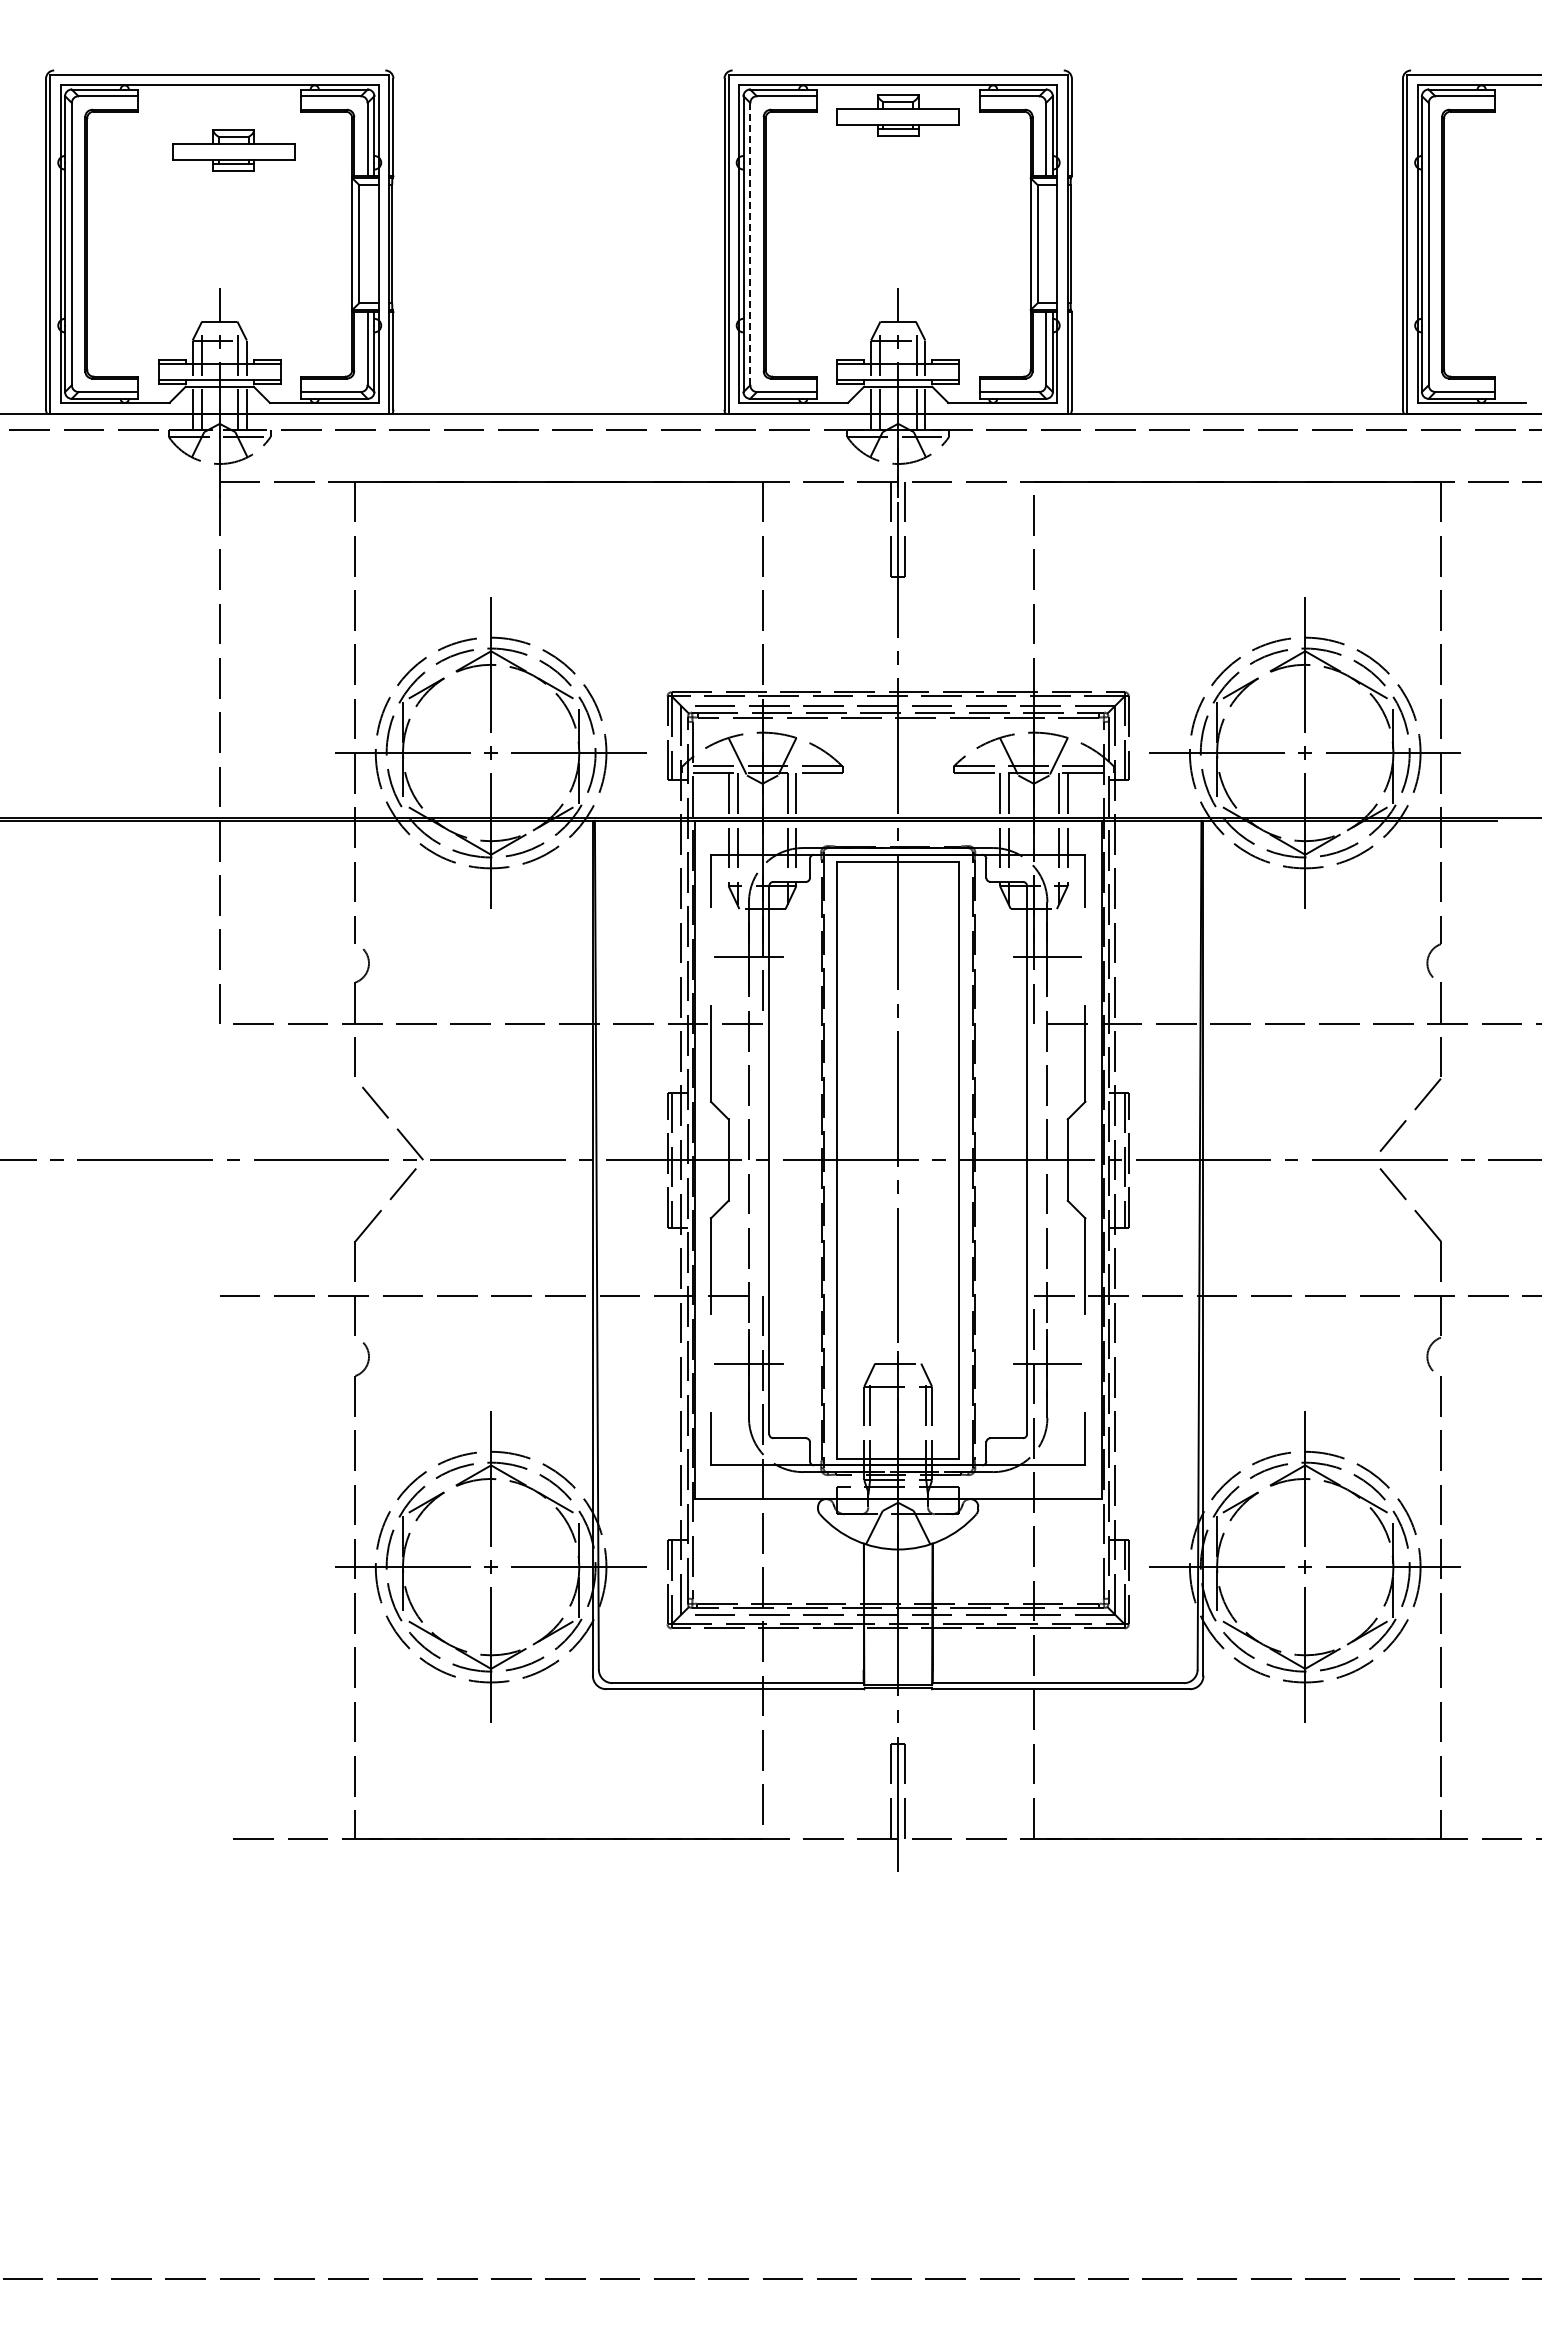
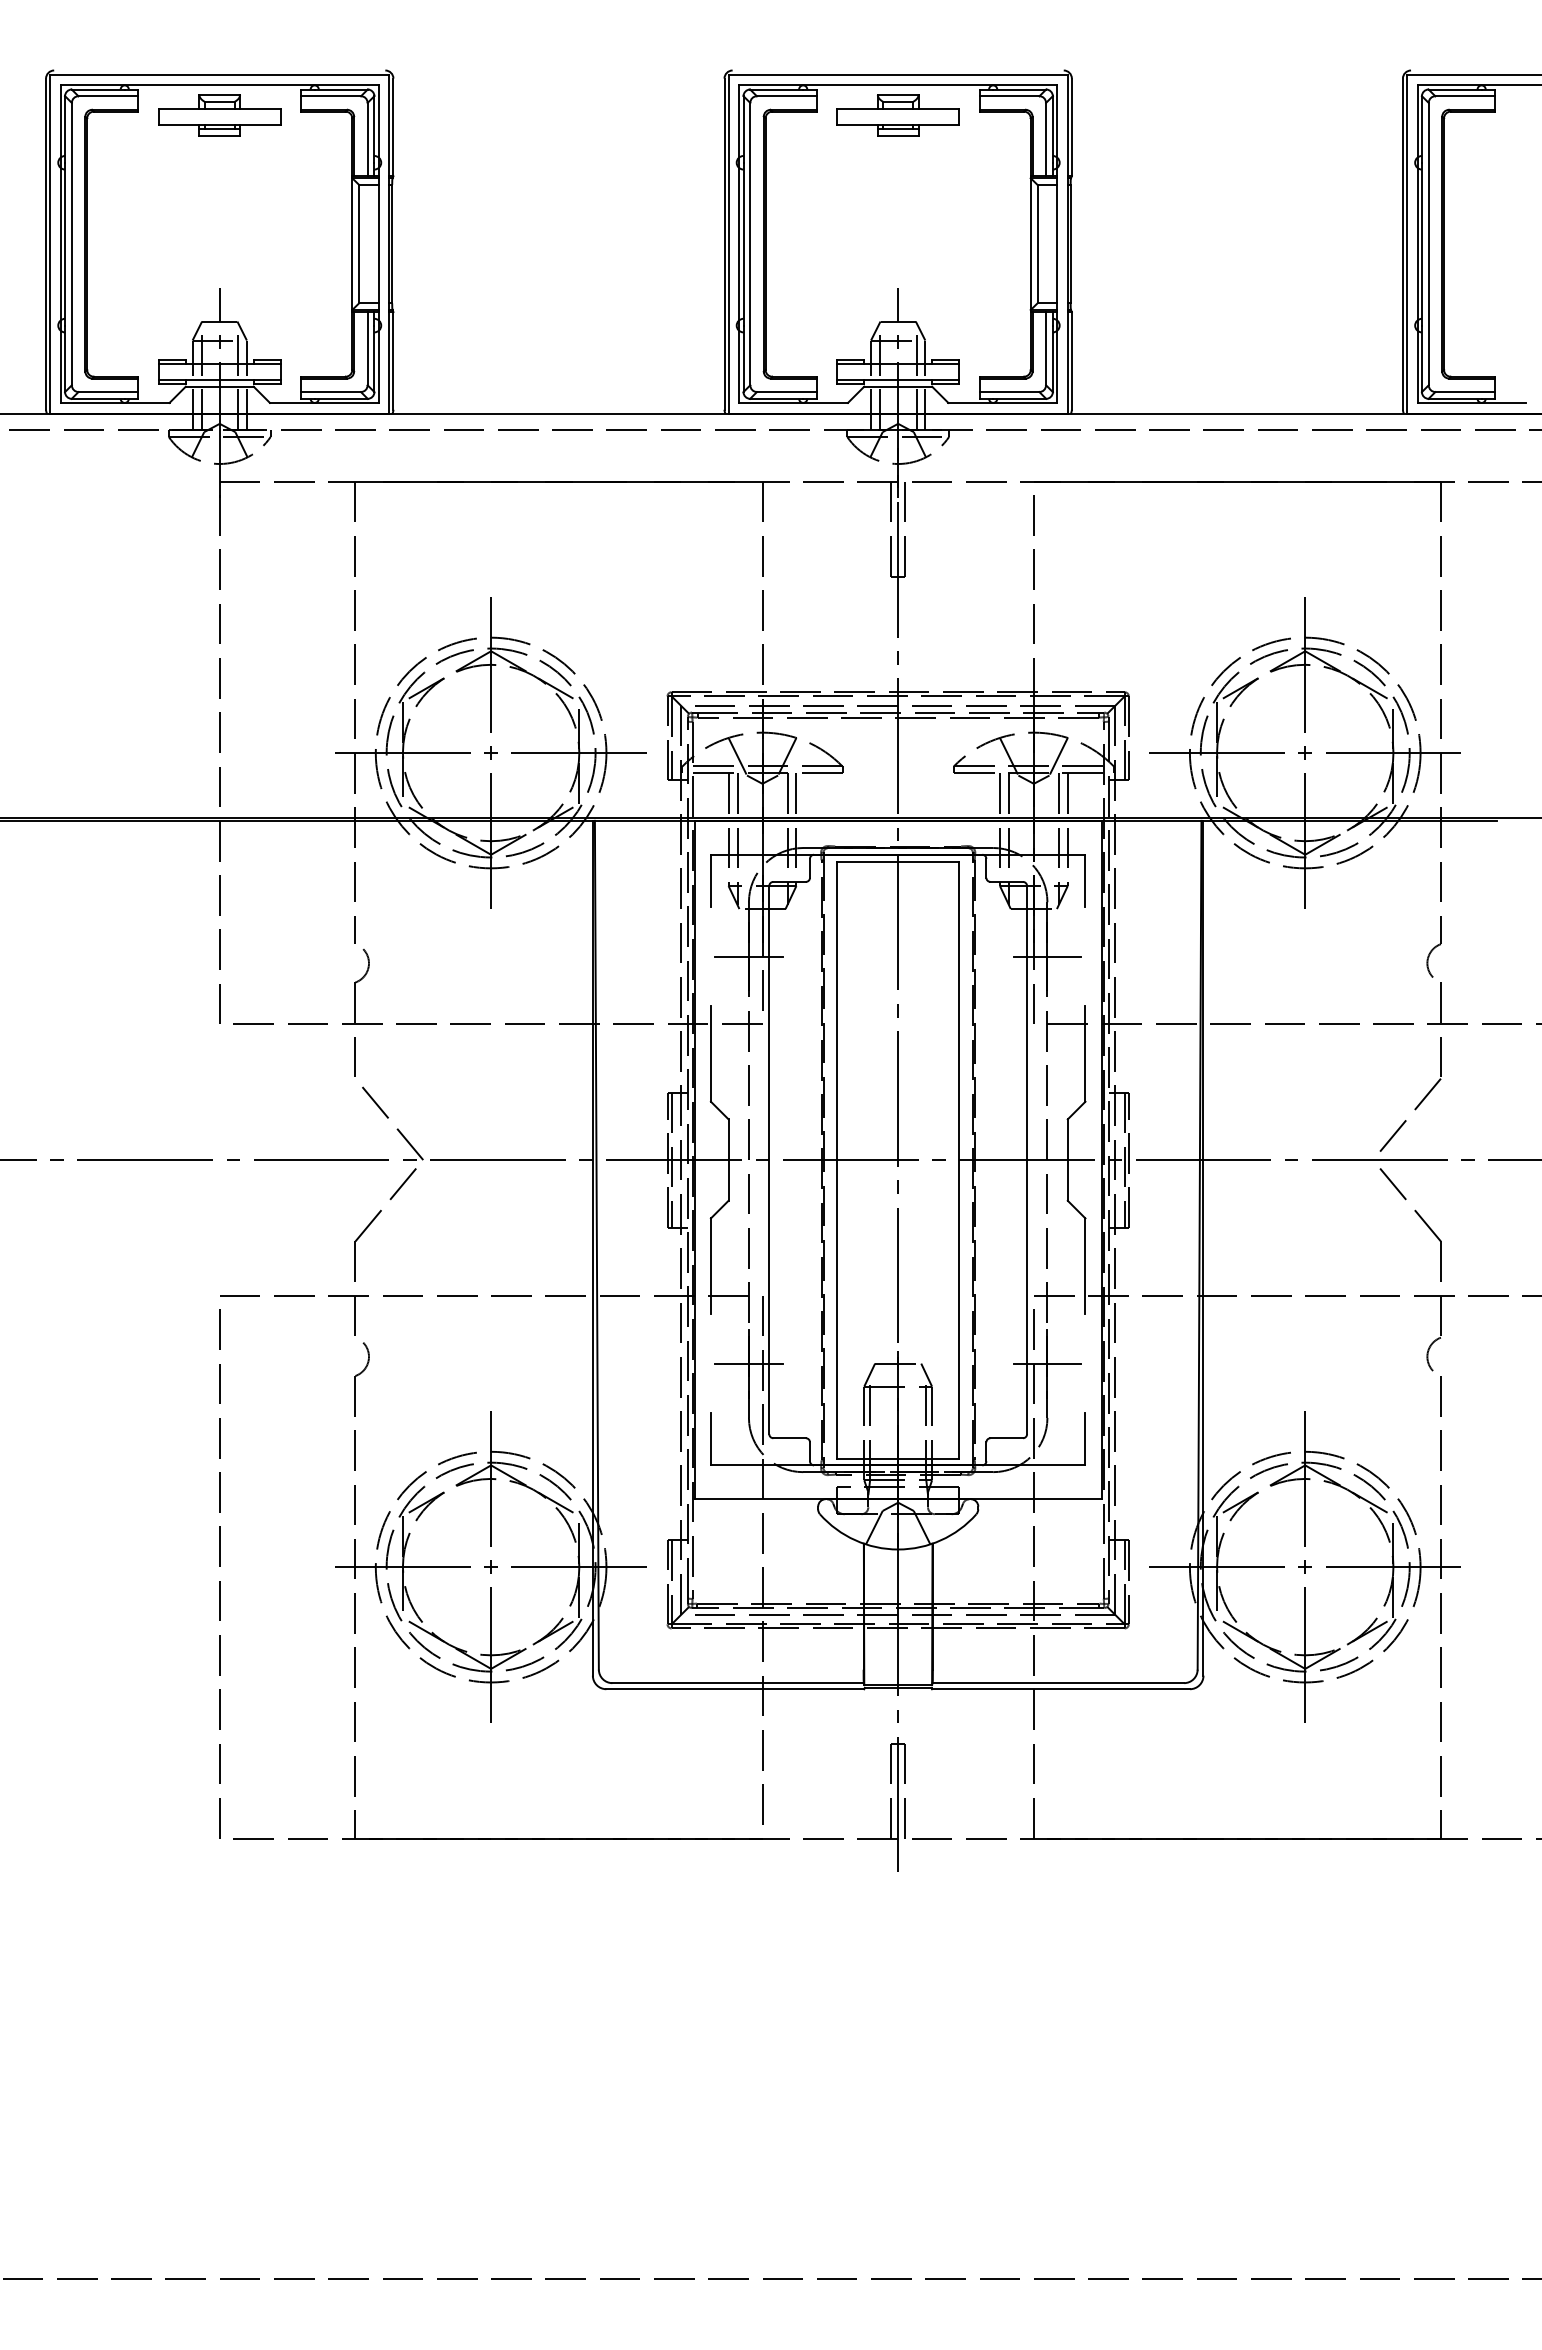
part position: (233, 150) -> (219, 115) (219, 115)
line: dashed -> solid (750, 243)
line: none -> present (219, 1566)
